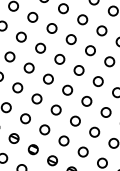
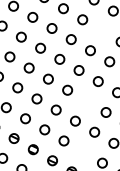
circle: present -> none (101, 30)
circle: present -> none (86, 101)
circle: present -> none (82, 151)
